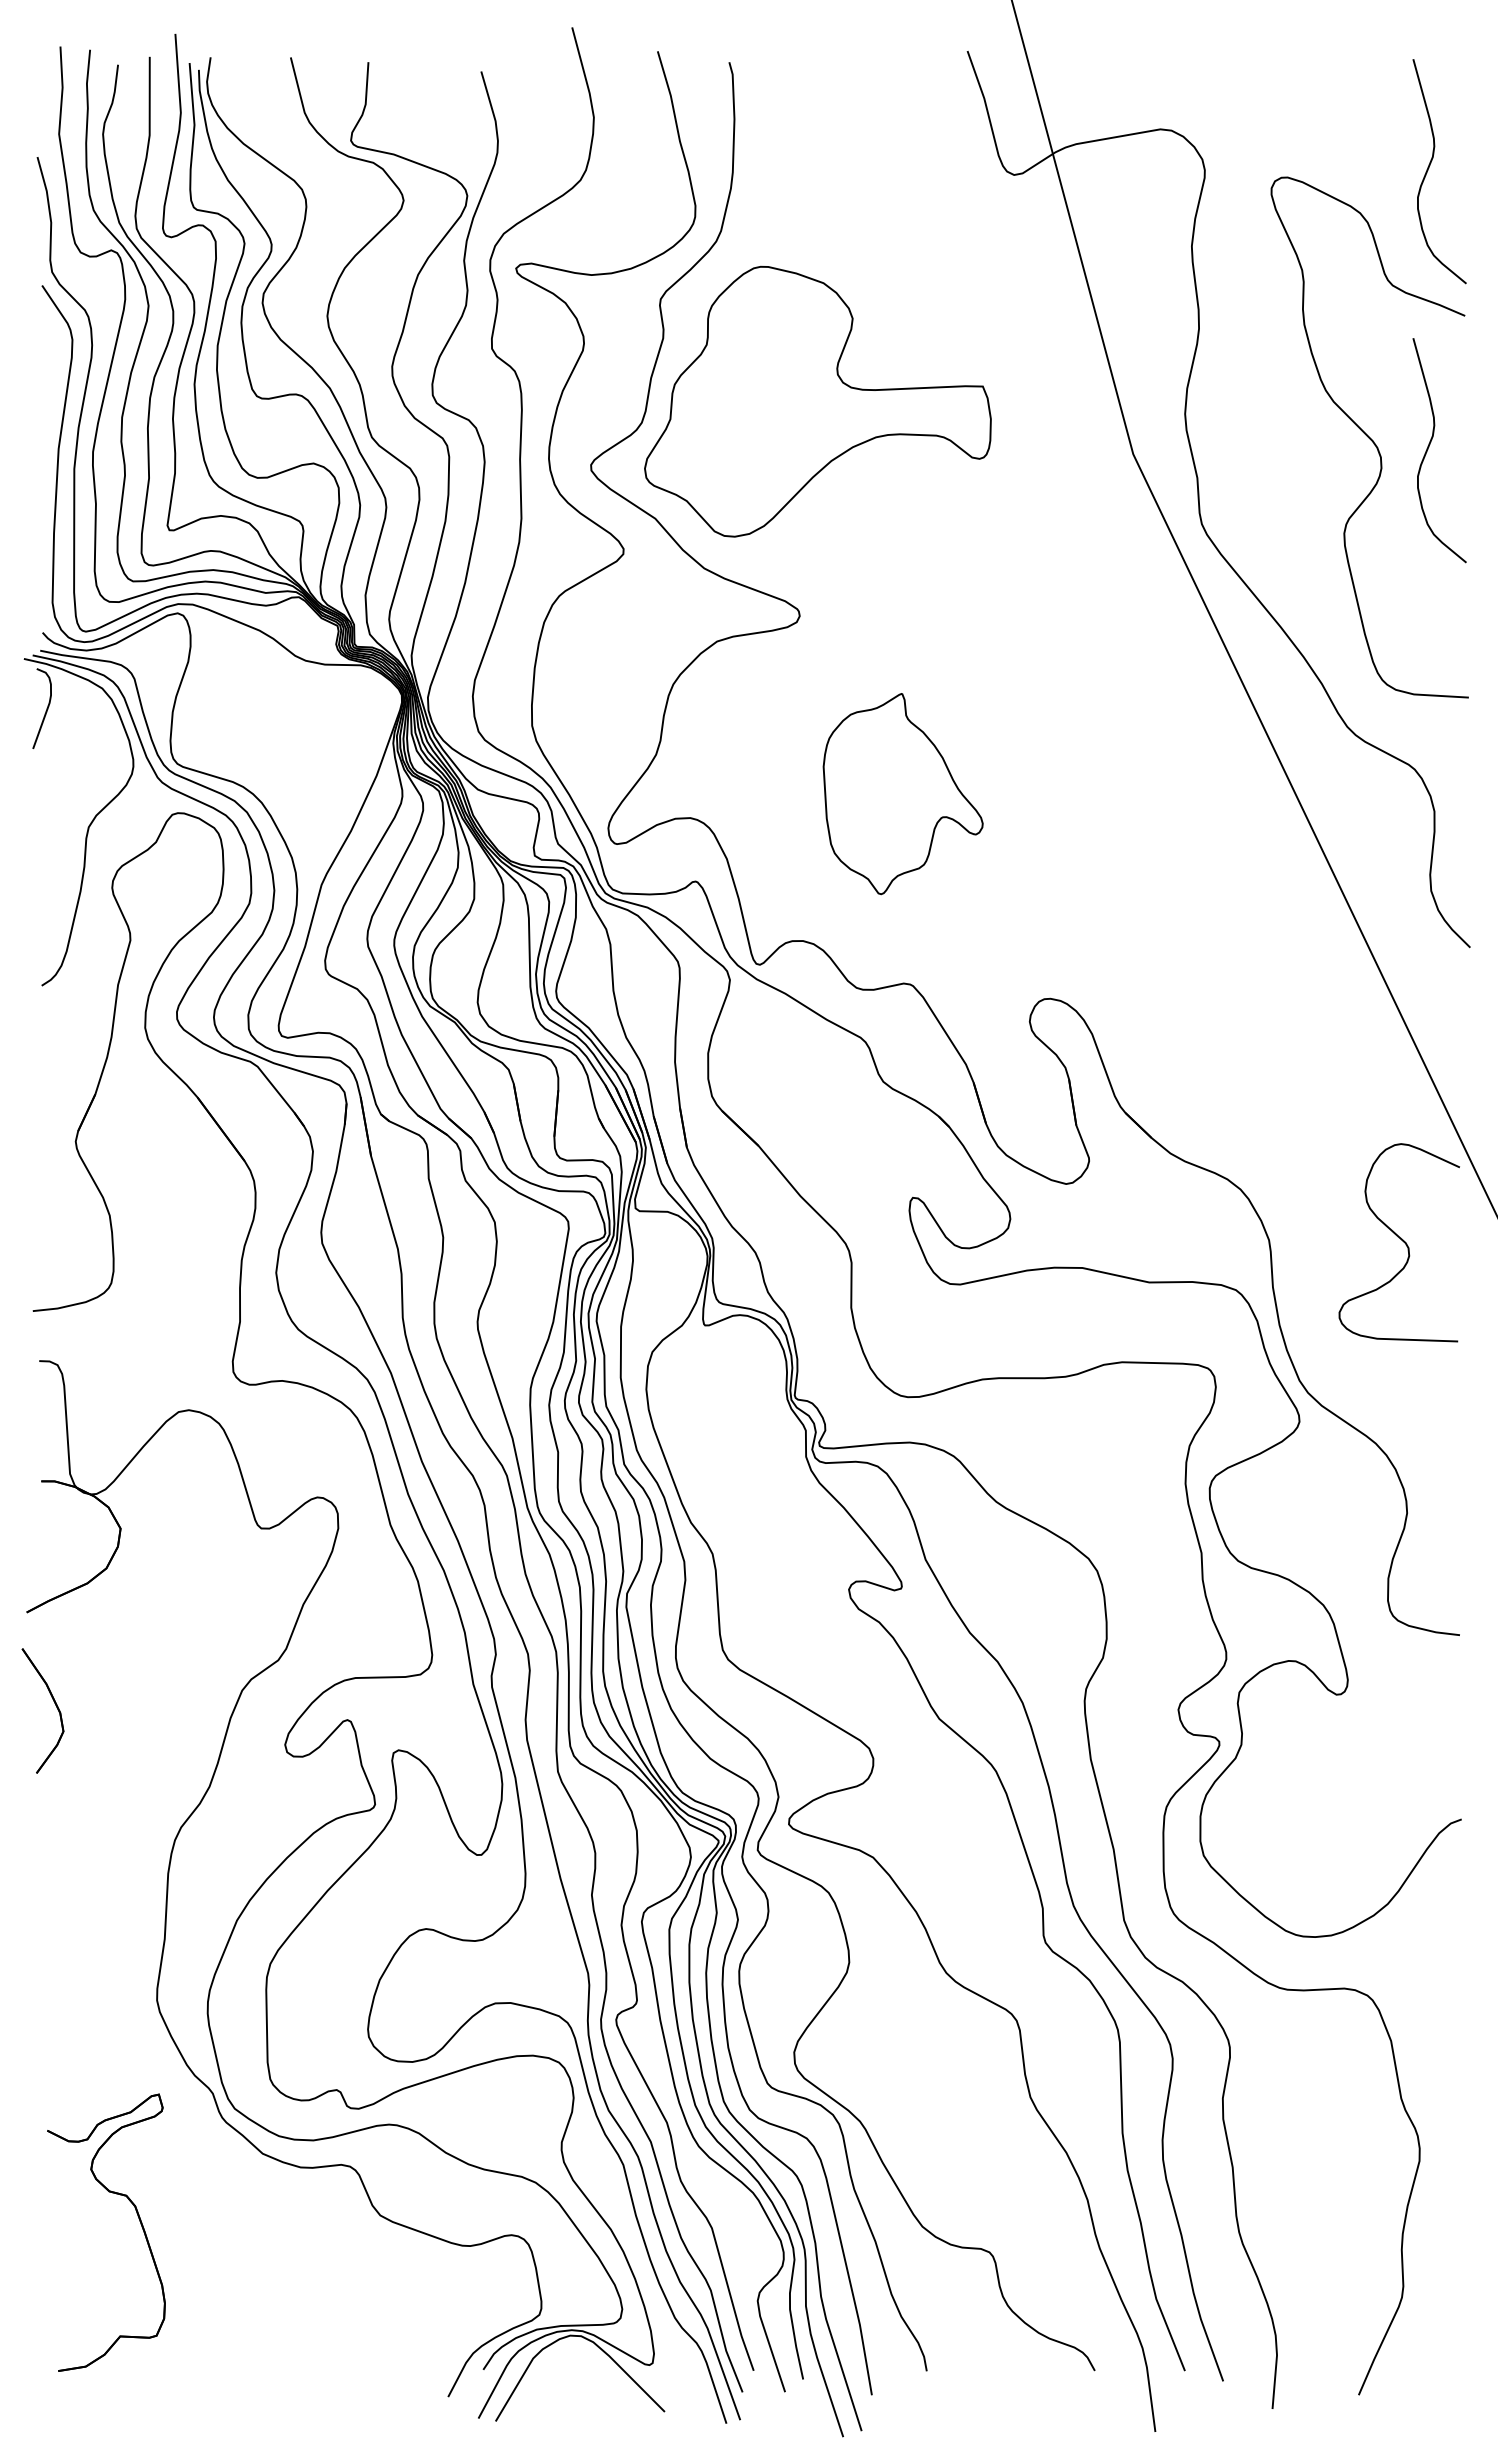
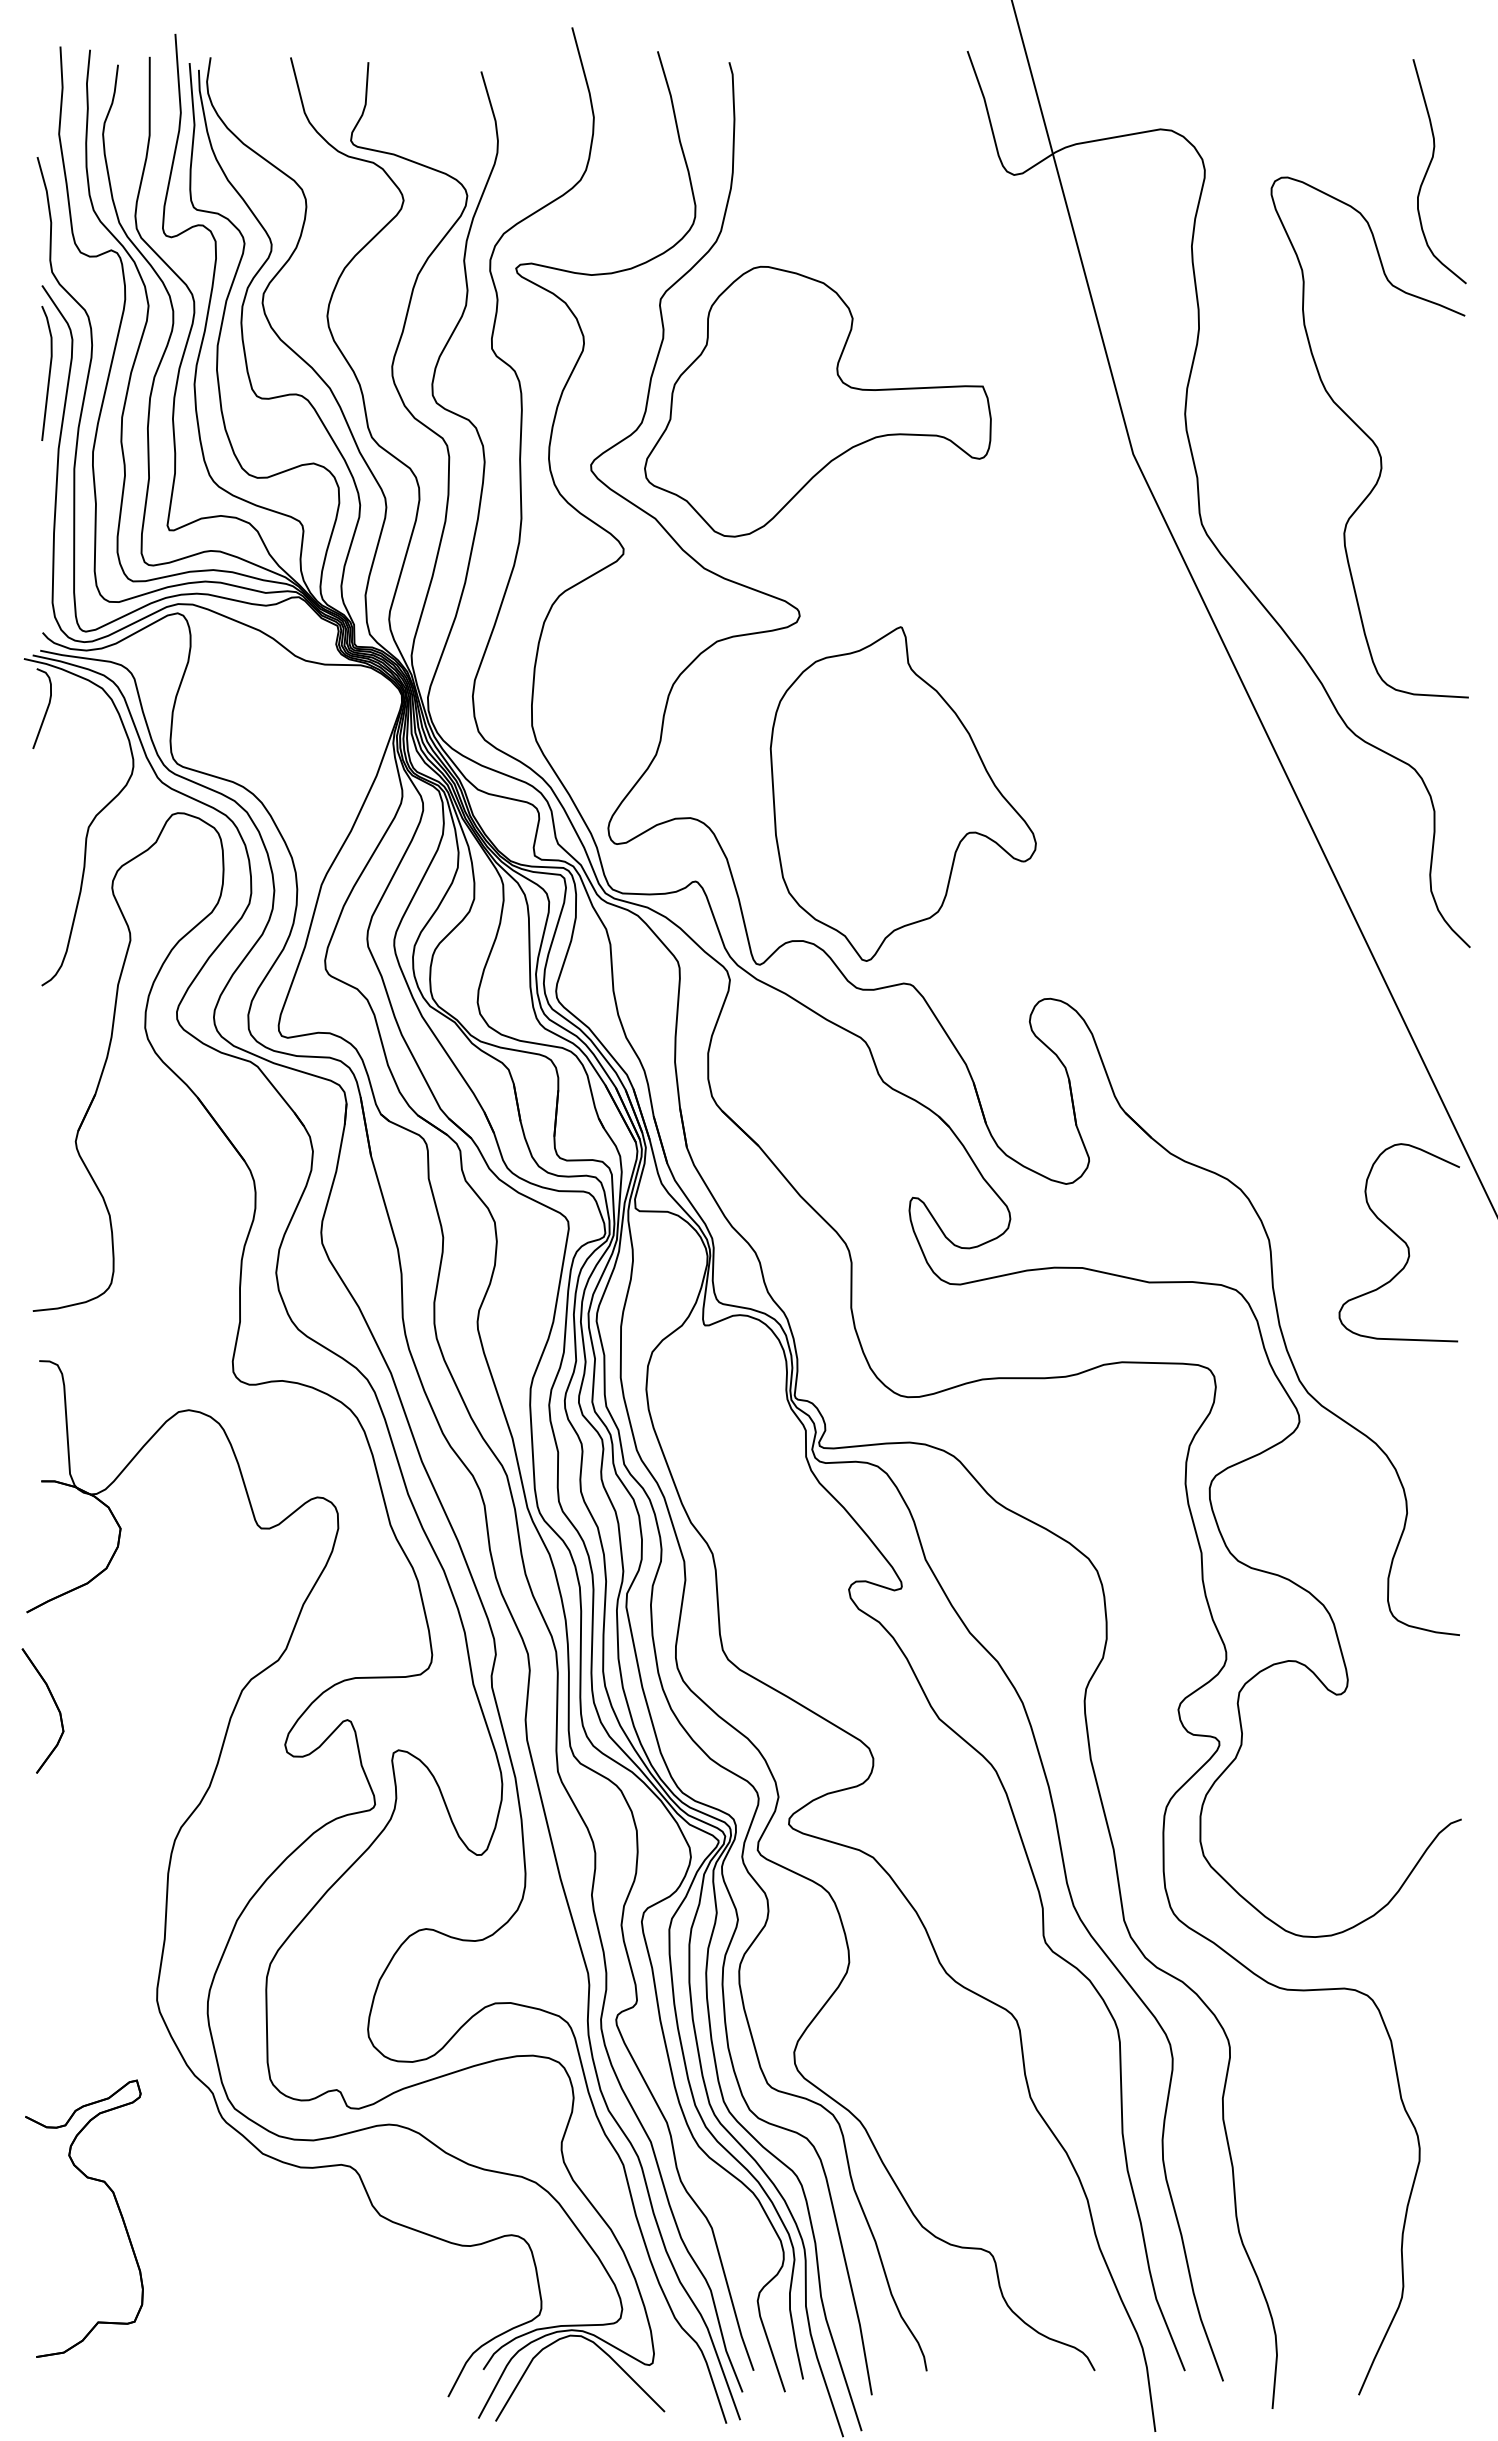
line: none -> present (48, 373)
curve: present -> none (1429, 447)
part size: 162x203 px -> 268x336 px (902, 793)
part position: (139, 2221) -> (117, 2207) (117, 2207)
